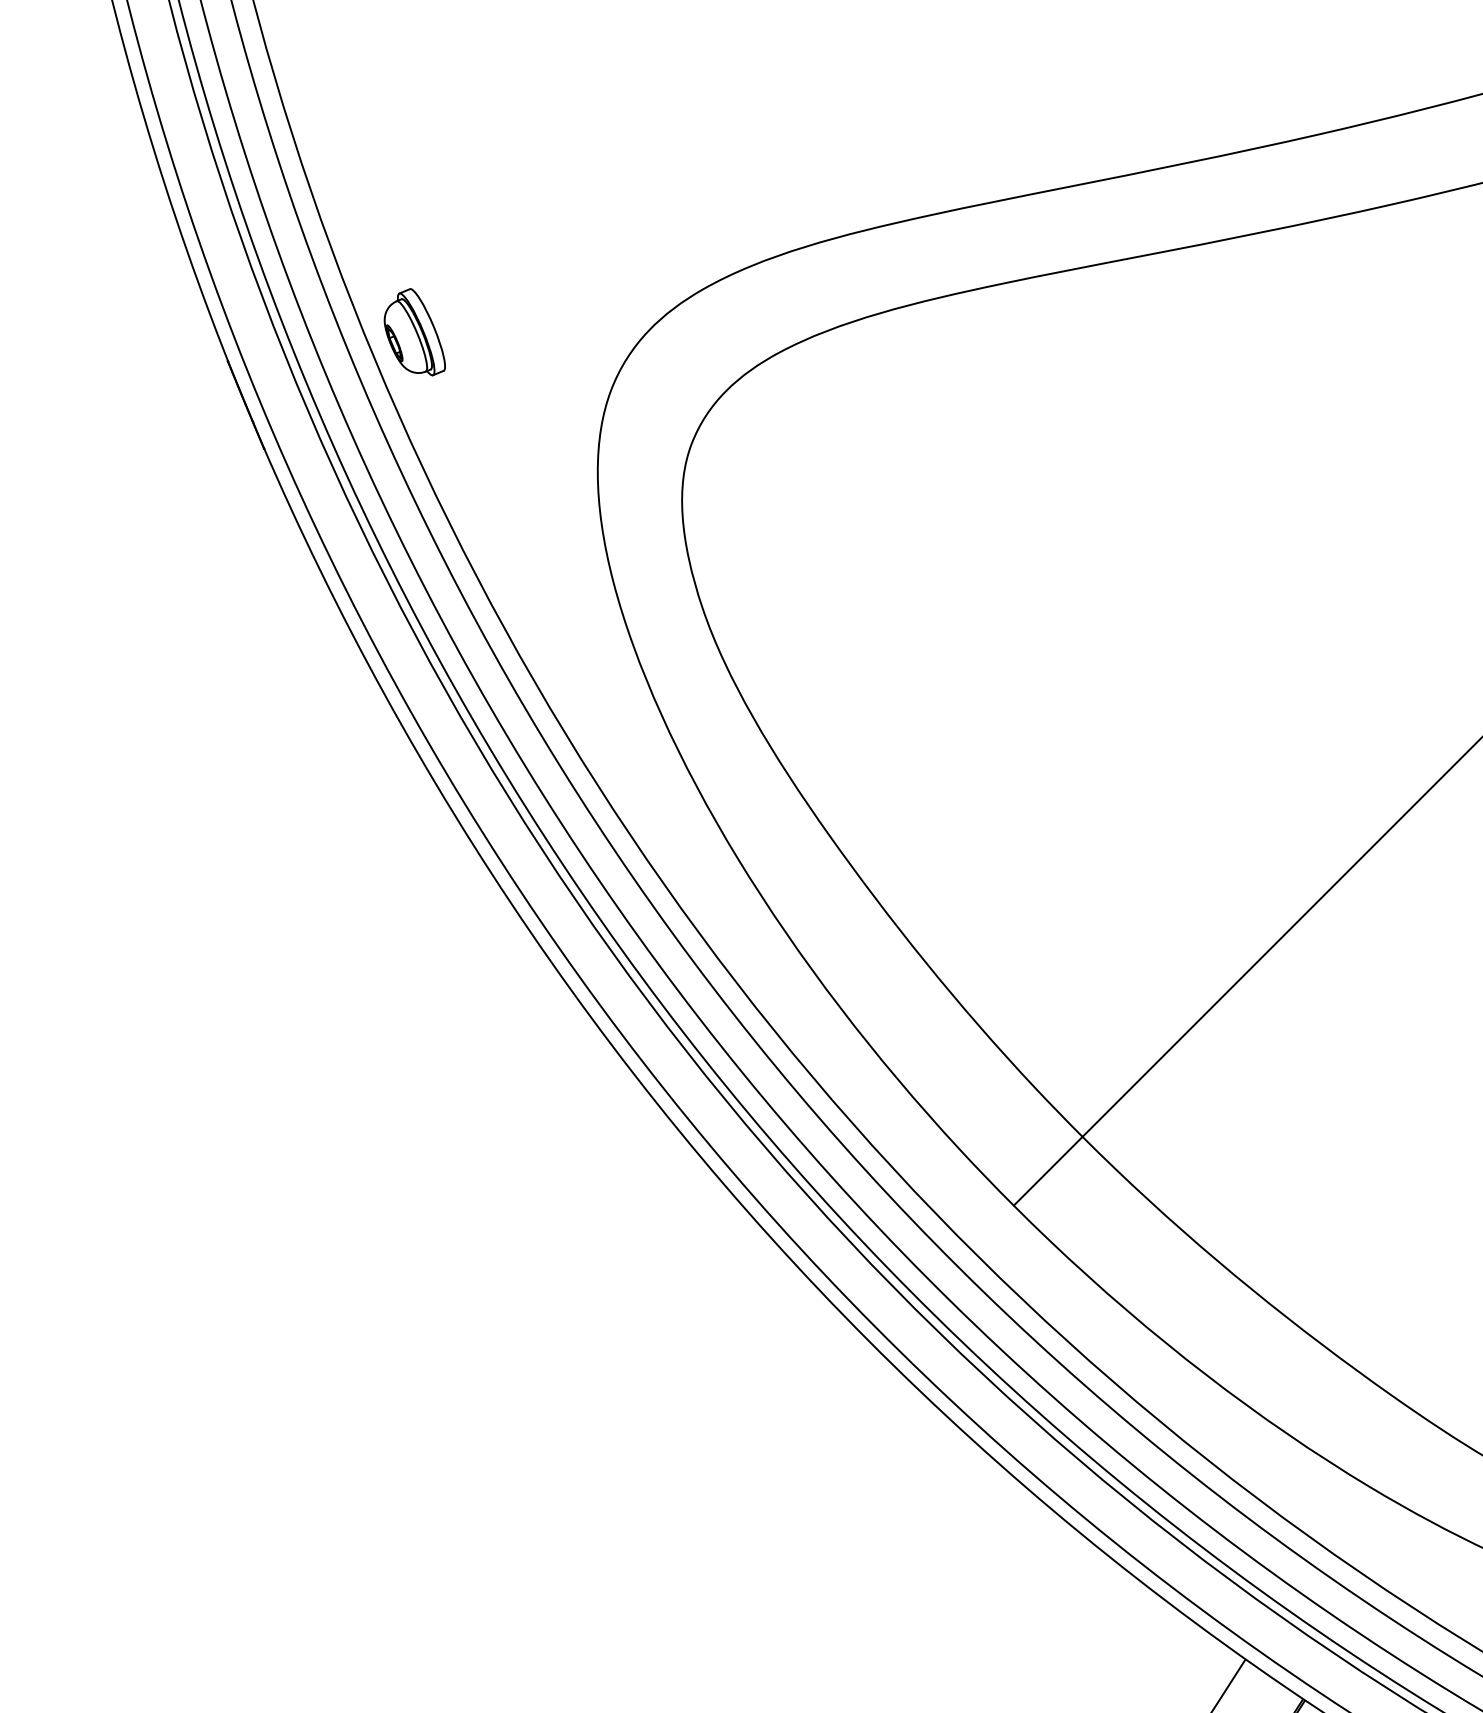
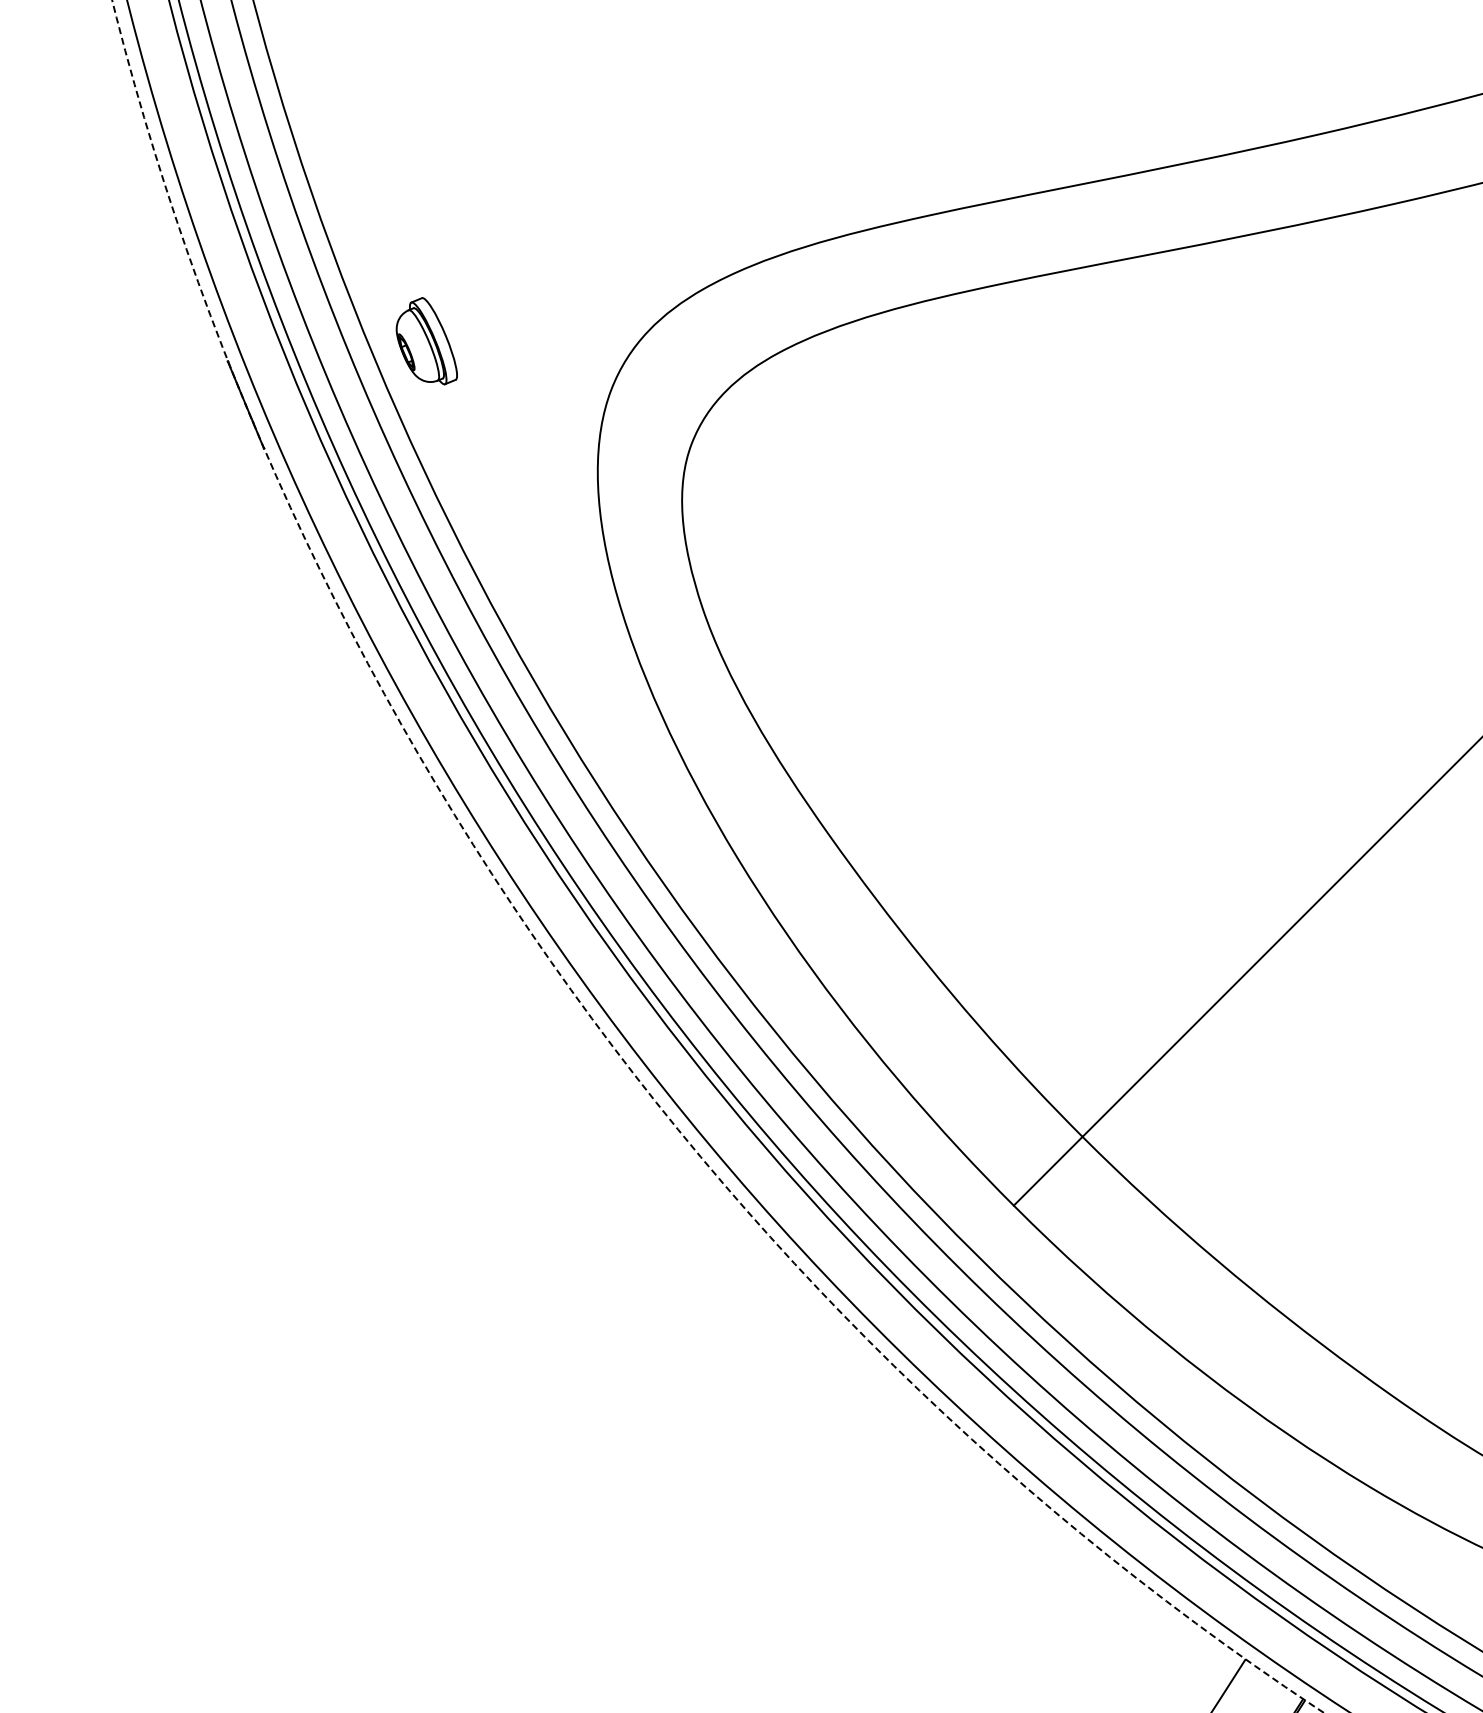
part position: (414, 332) -> (426, 341) (426, 341)
arc: solid -> dashed (557, 970)
